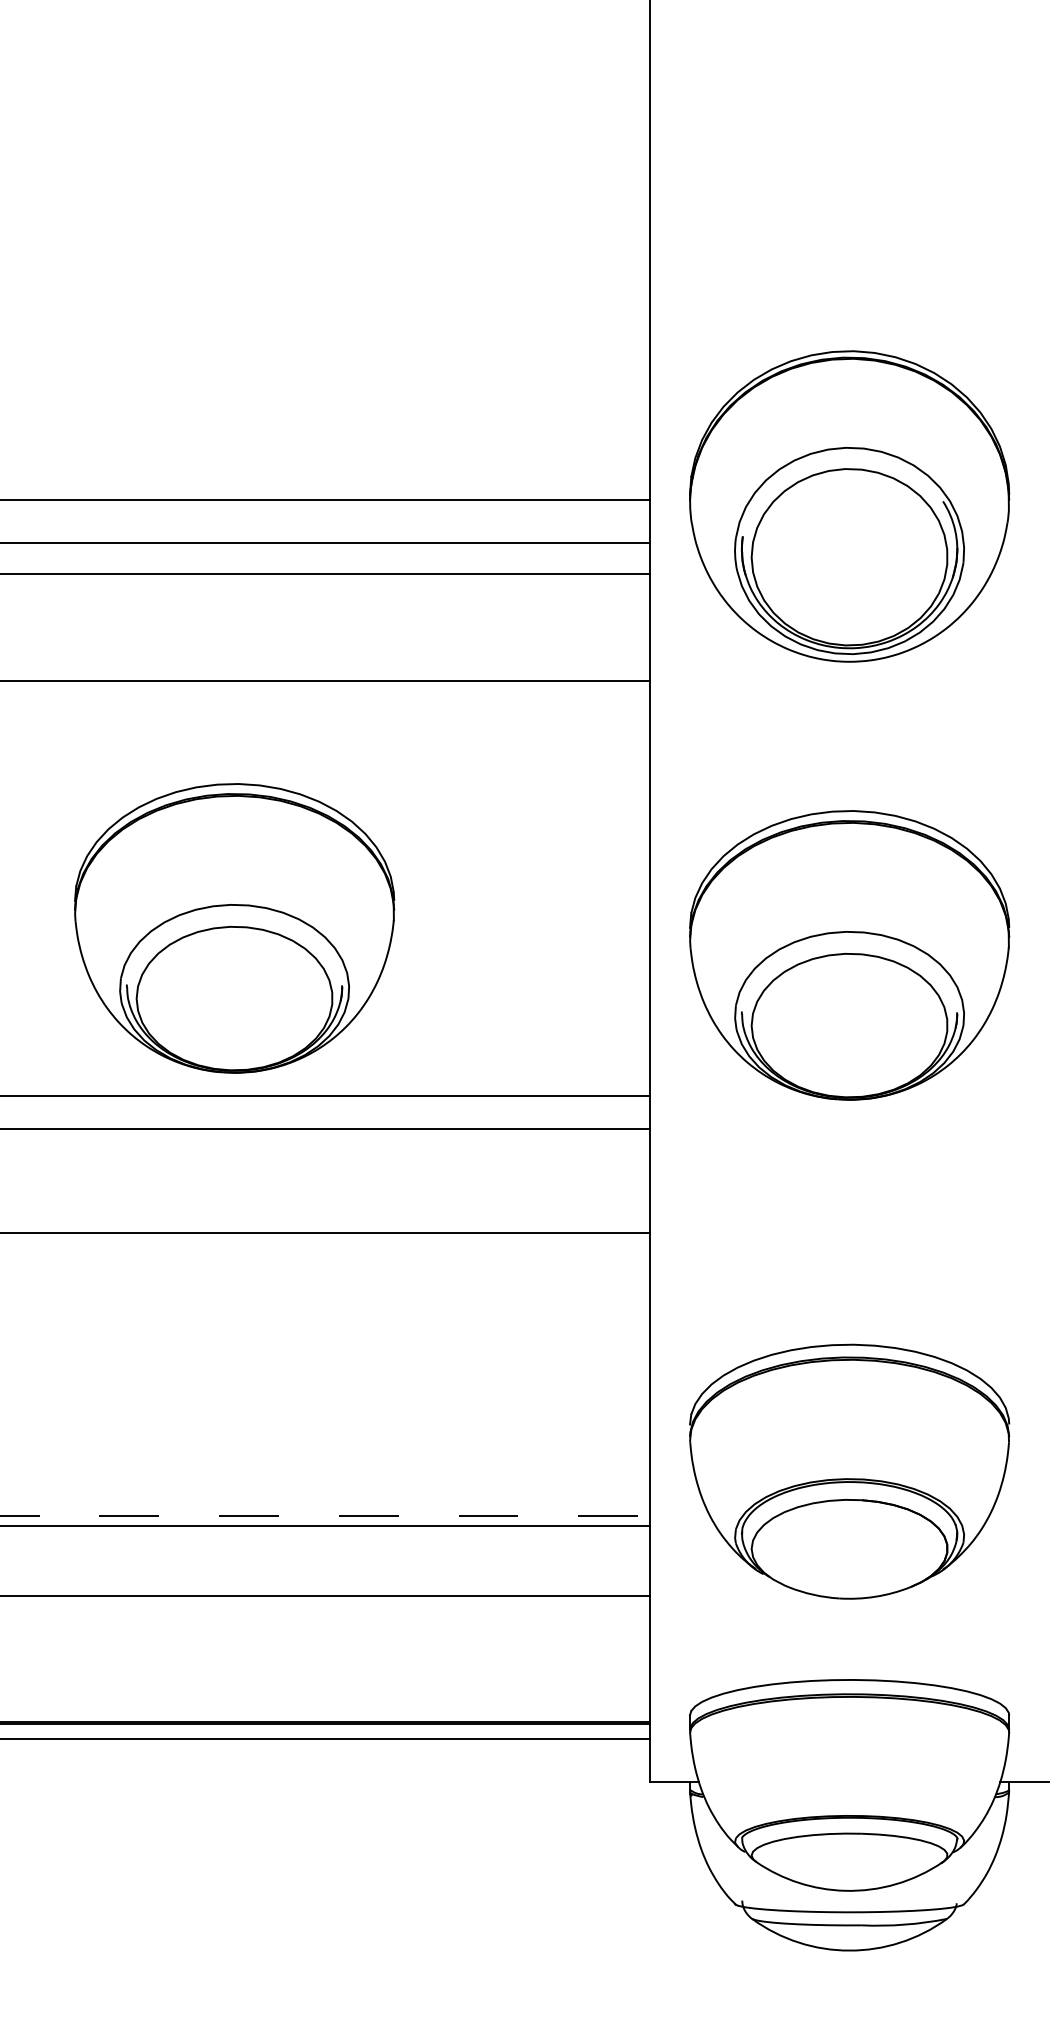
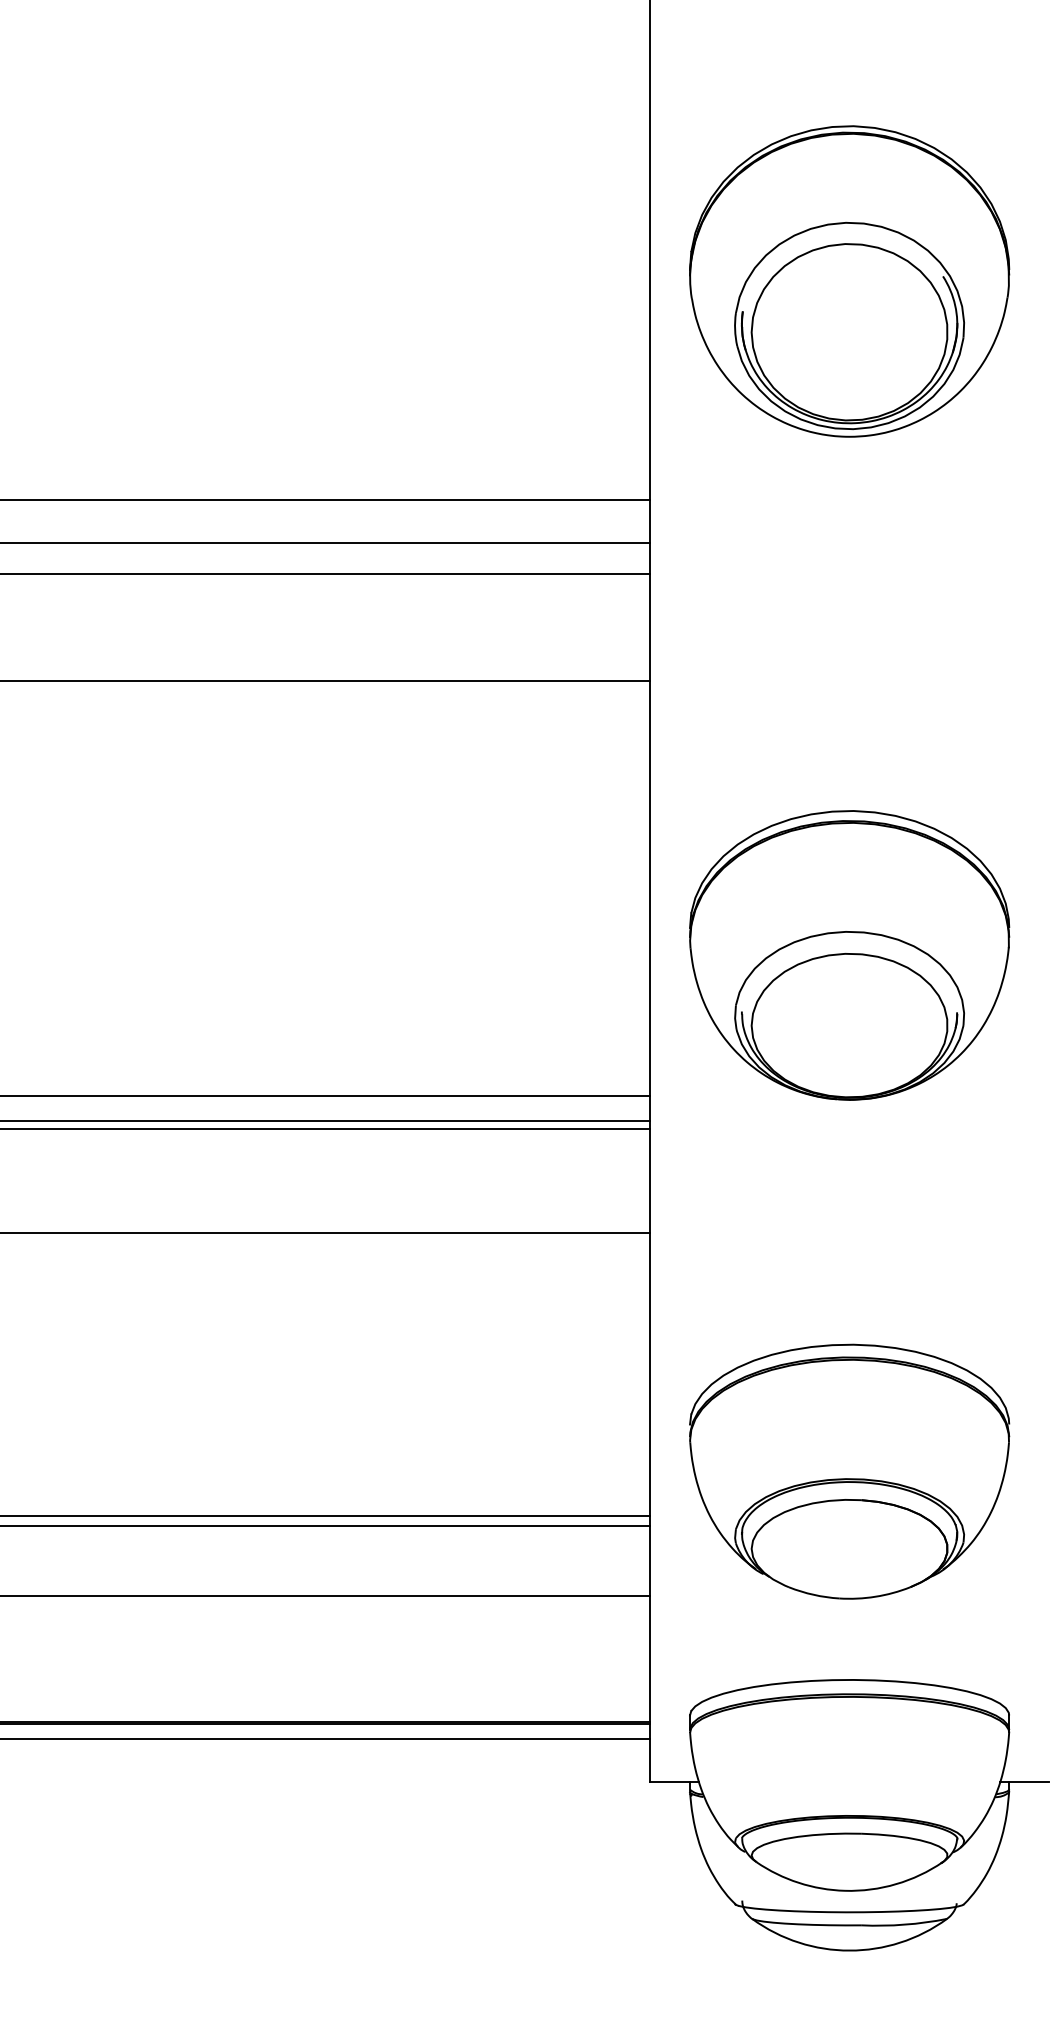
part position: (849, 506) -> (849, 281) (849, 281)
part: present -> none (234, 928)
line: none -> present (326, 1120)
line: dashed -> solid (325, 1516)
